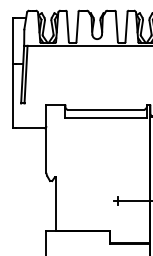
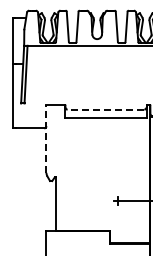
line: solid -> dashed (105, 109)
line: solid -> dashed (46, 139)
